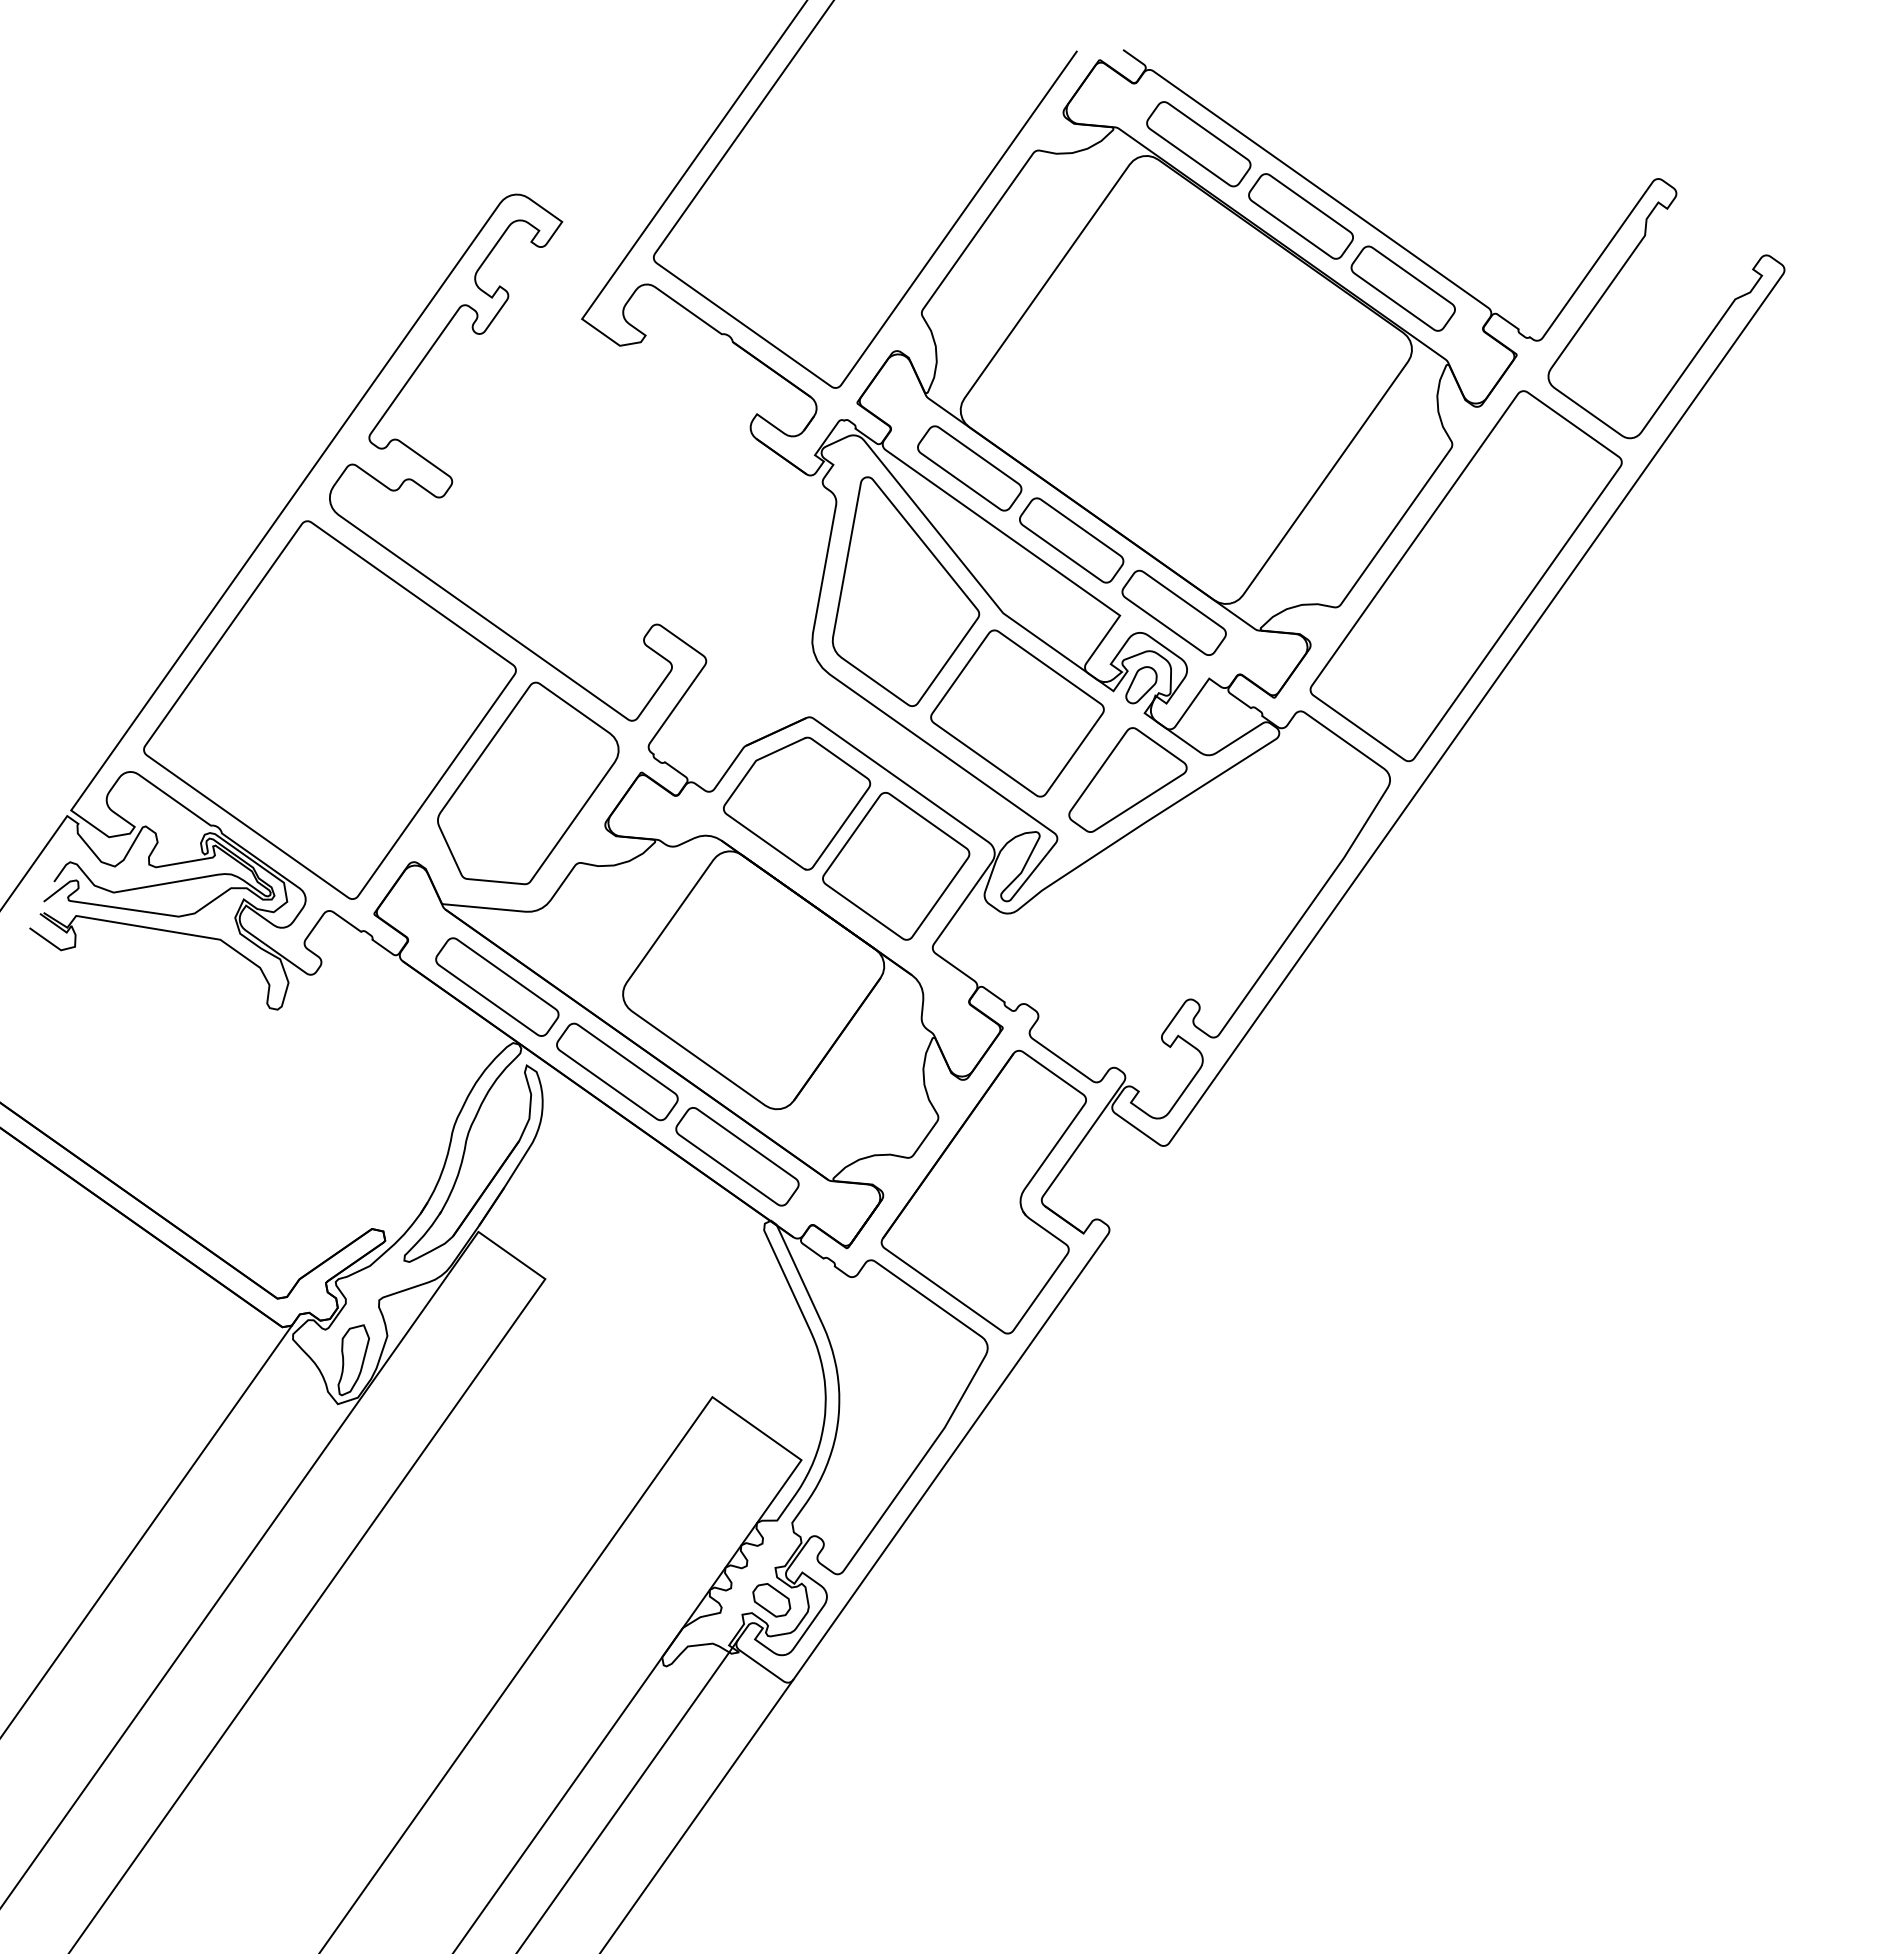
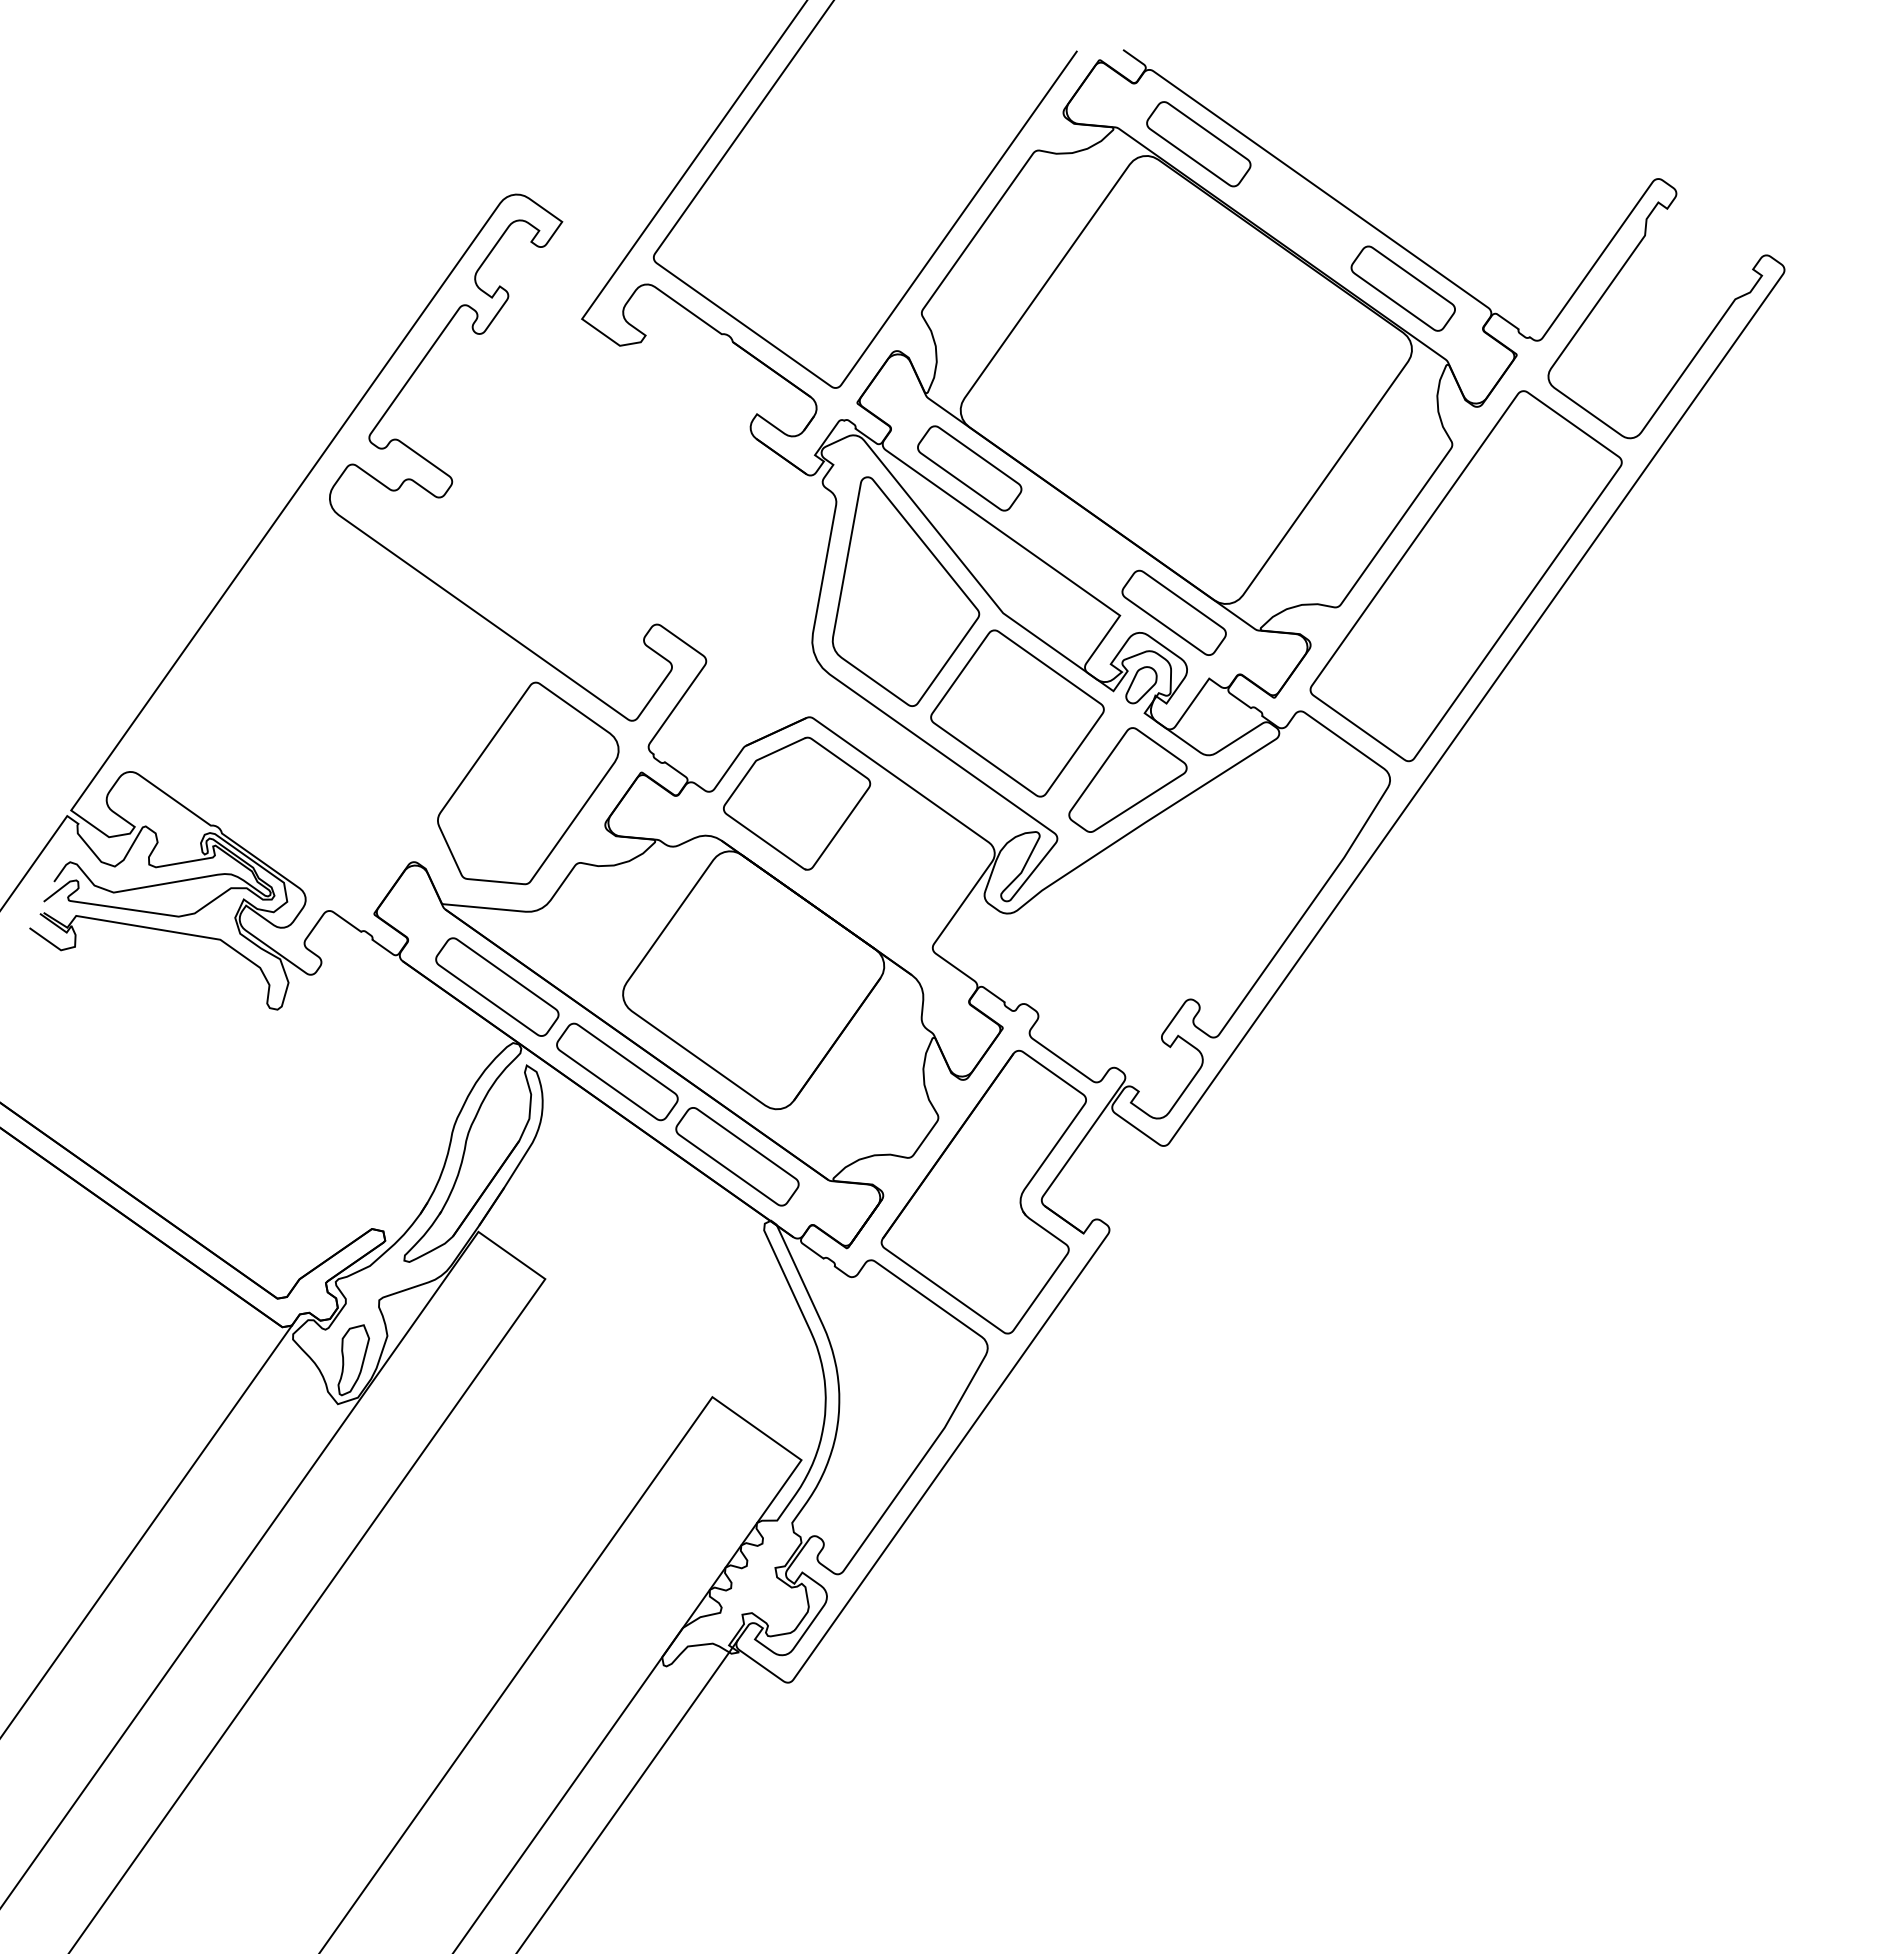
part: present -> none (1300, 216)
part: present -> none (1071, 540)
part: present -> none (329, 709)
part: present -> none (896, 865)
part: present -> none (771, 1600)
line: present -> none (697, 1814)
